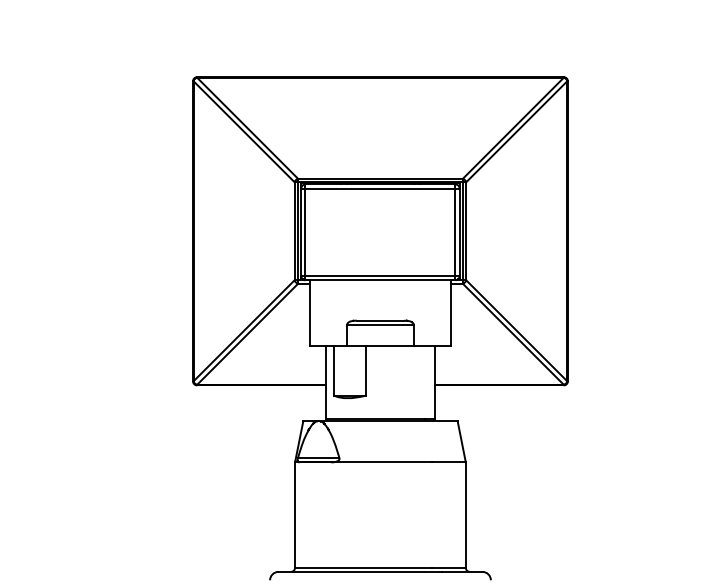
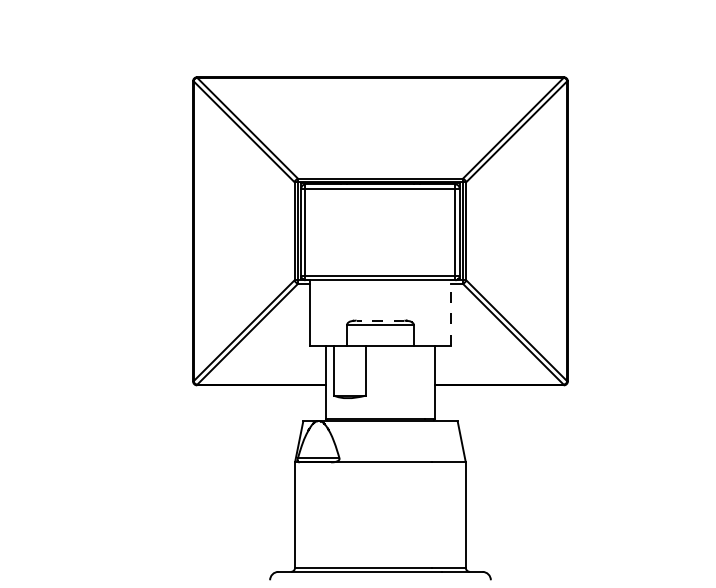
line: solid -> dashed (451, 312)
line: solid -> dashed (380, 320)
